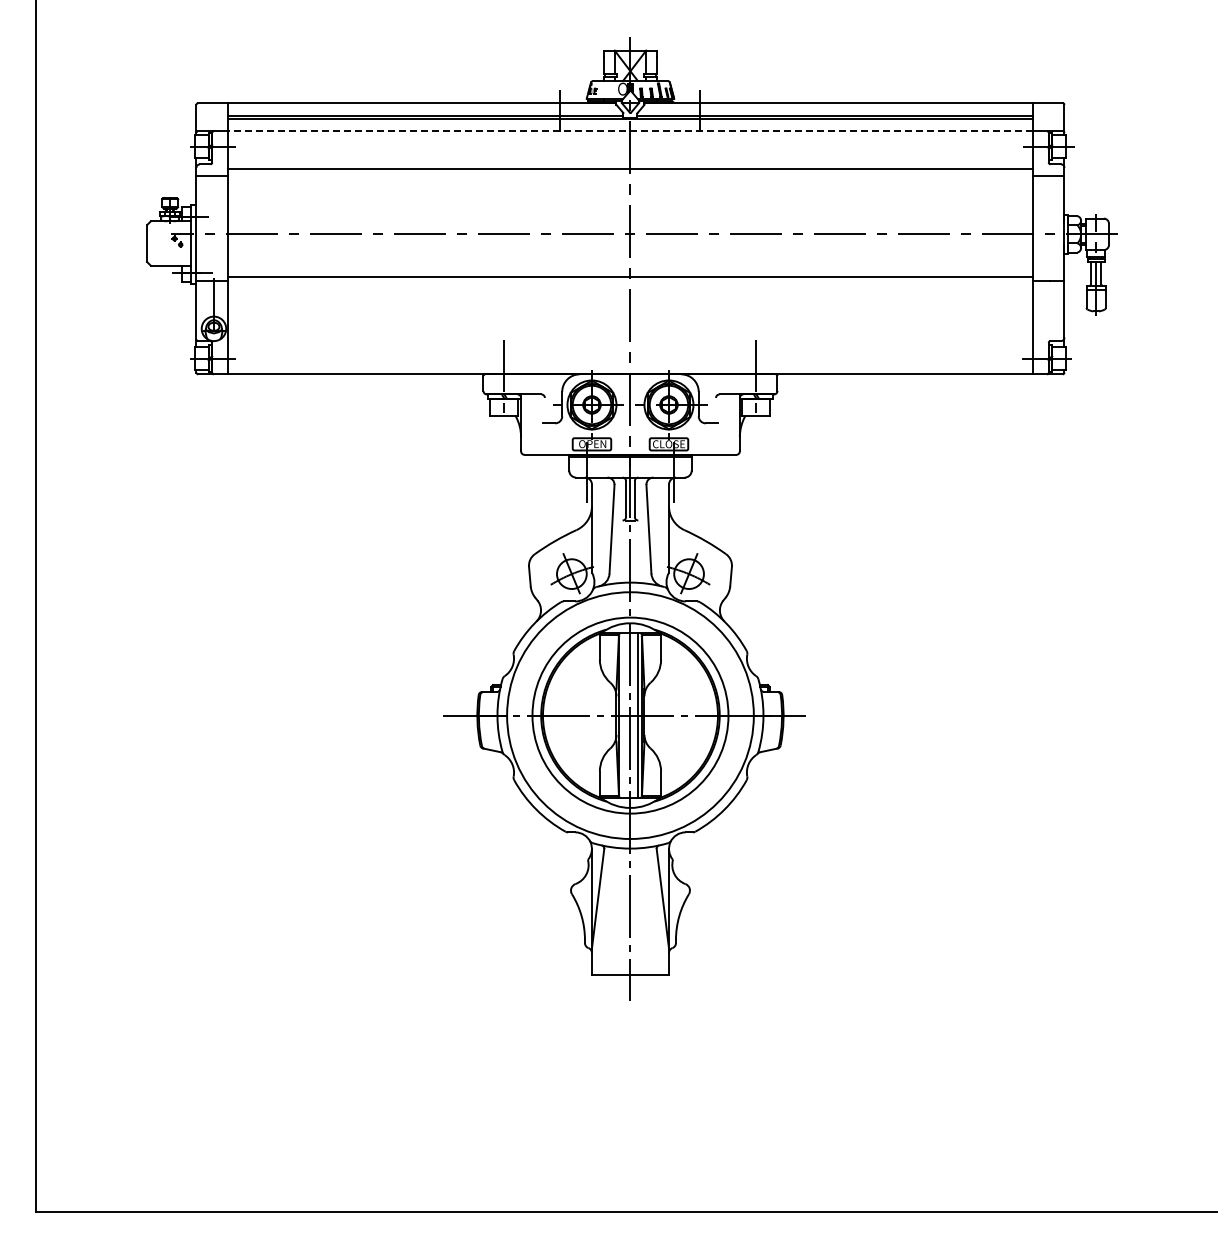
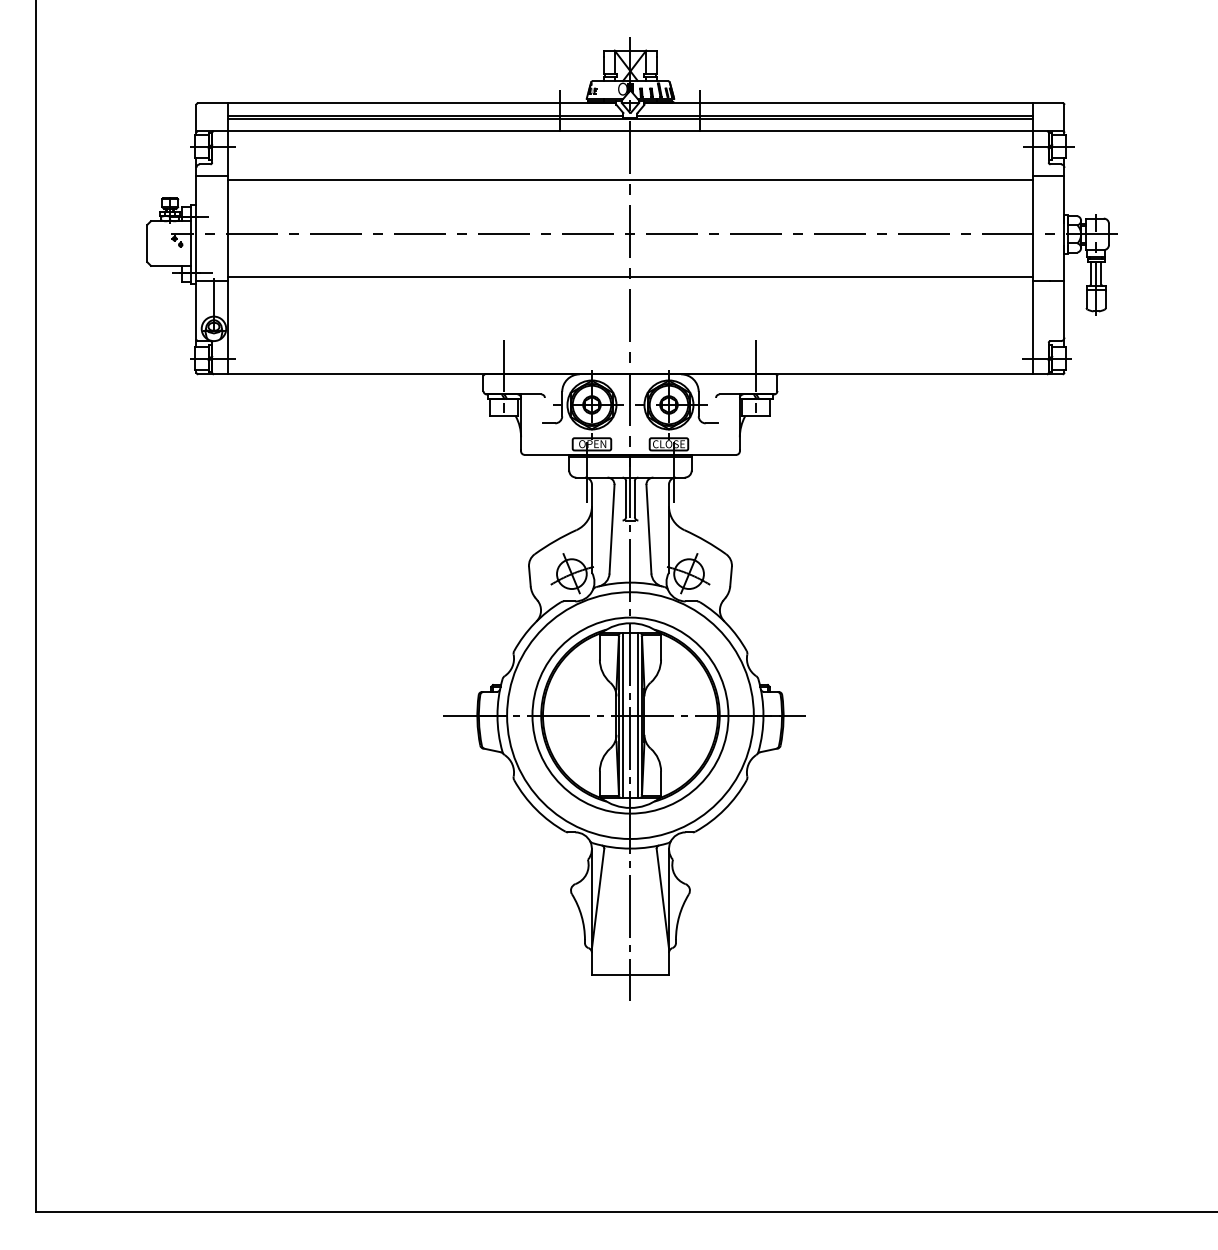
line: dashed -> solid (630, 131)
line position: (629, 168) -> (629, 179) (629, 179)
line: none -> present (622, 715)
